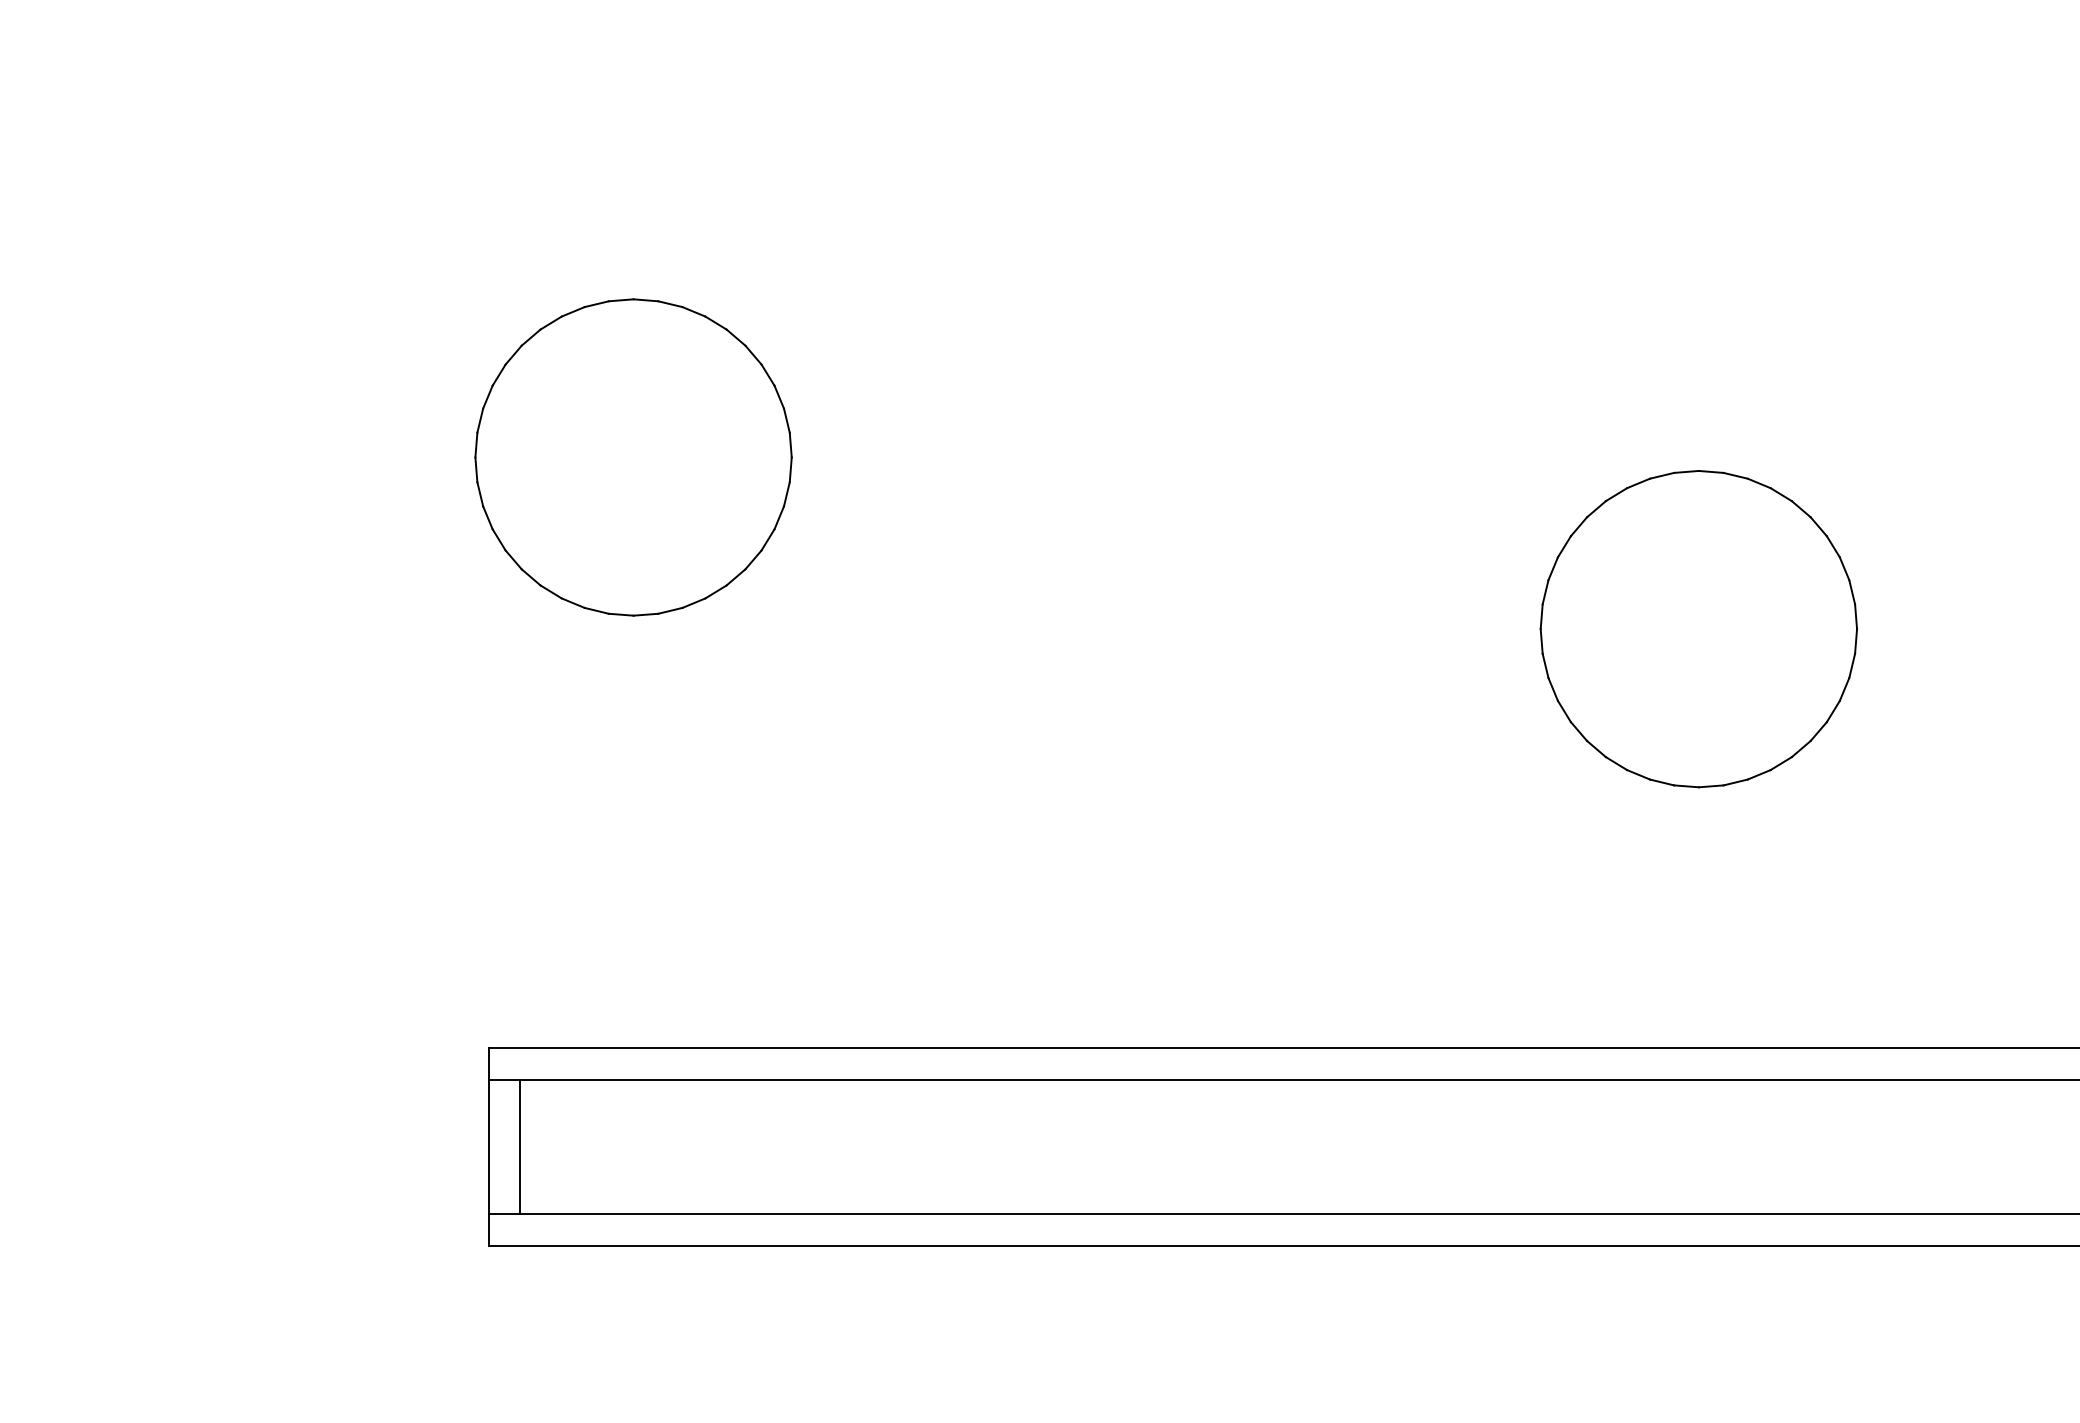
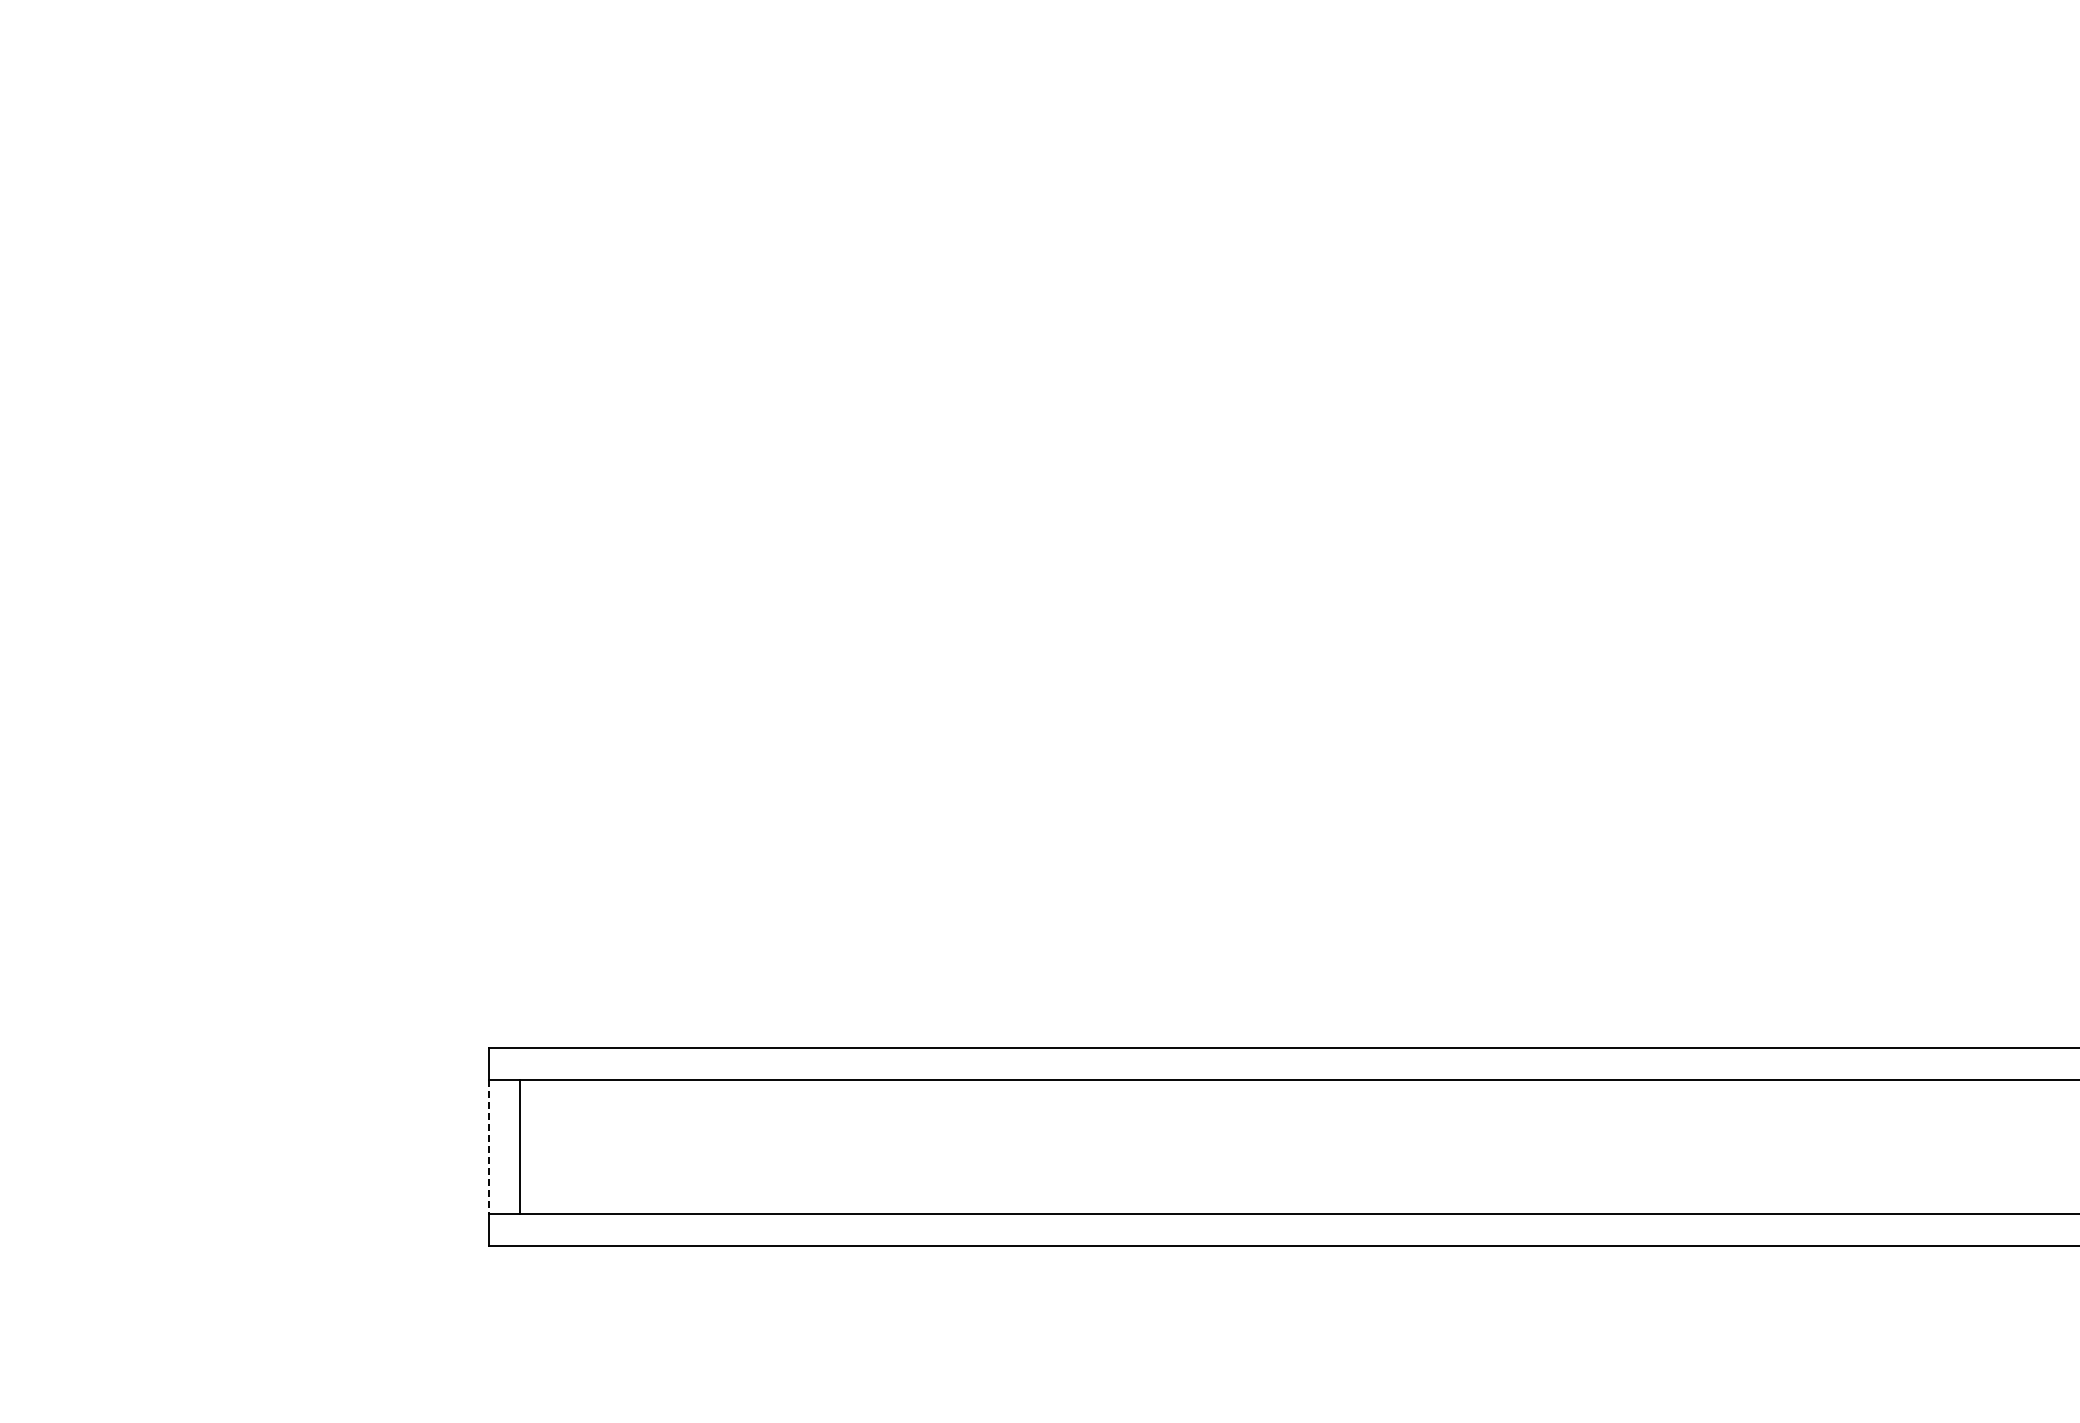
part: present -> none (633, 457)
part: present -> none (1698, 629)
line: solid -> dashed (488, 1147)
